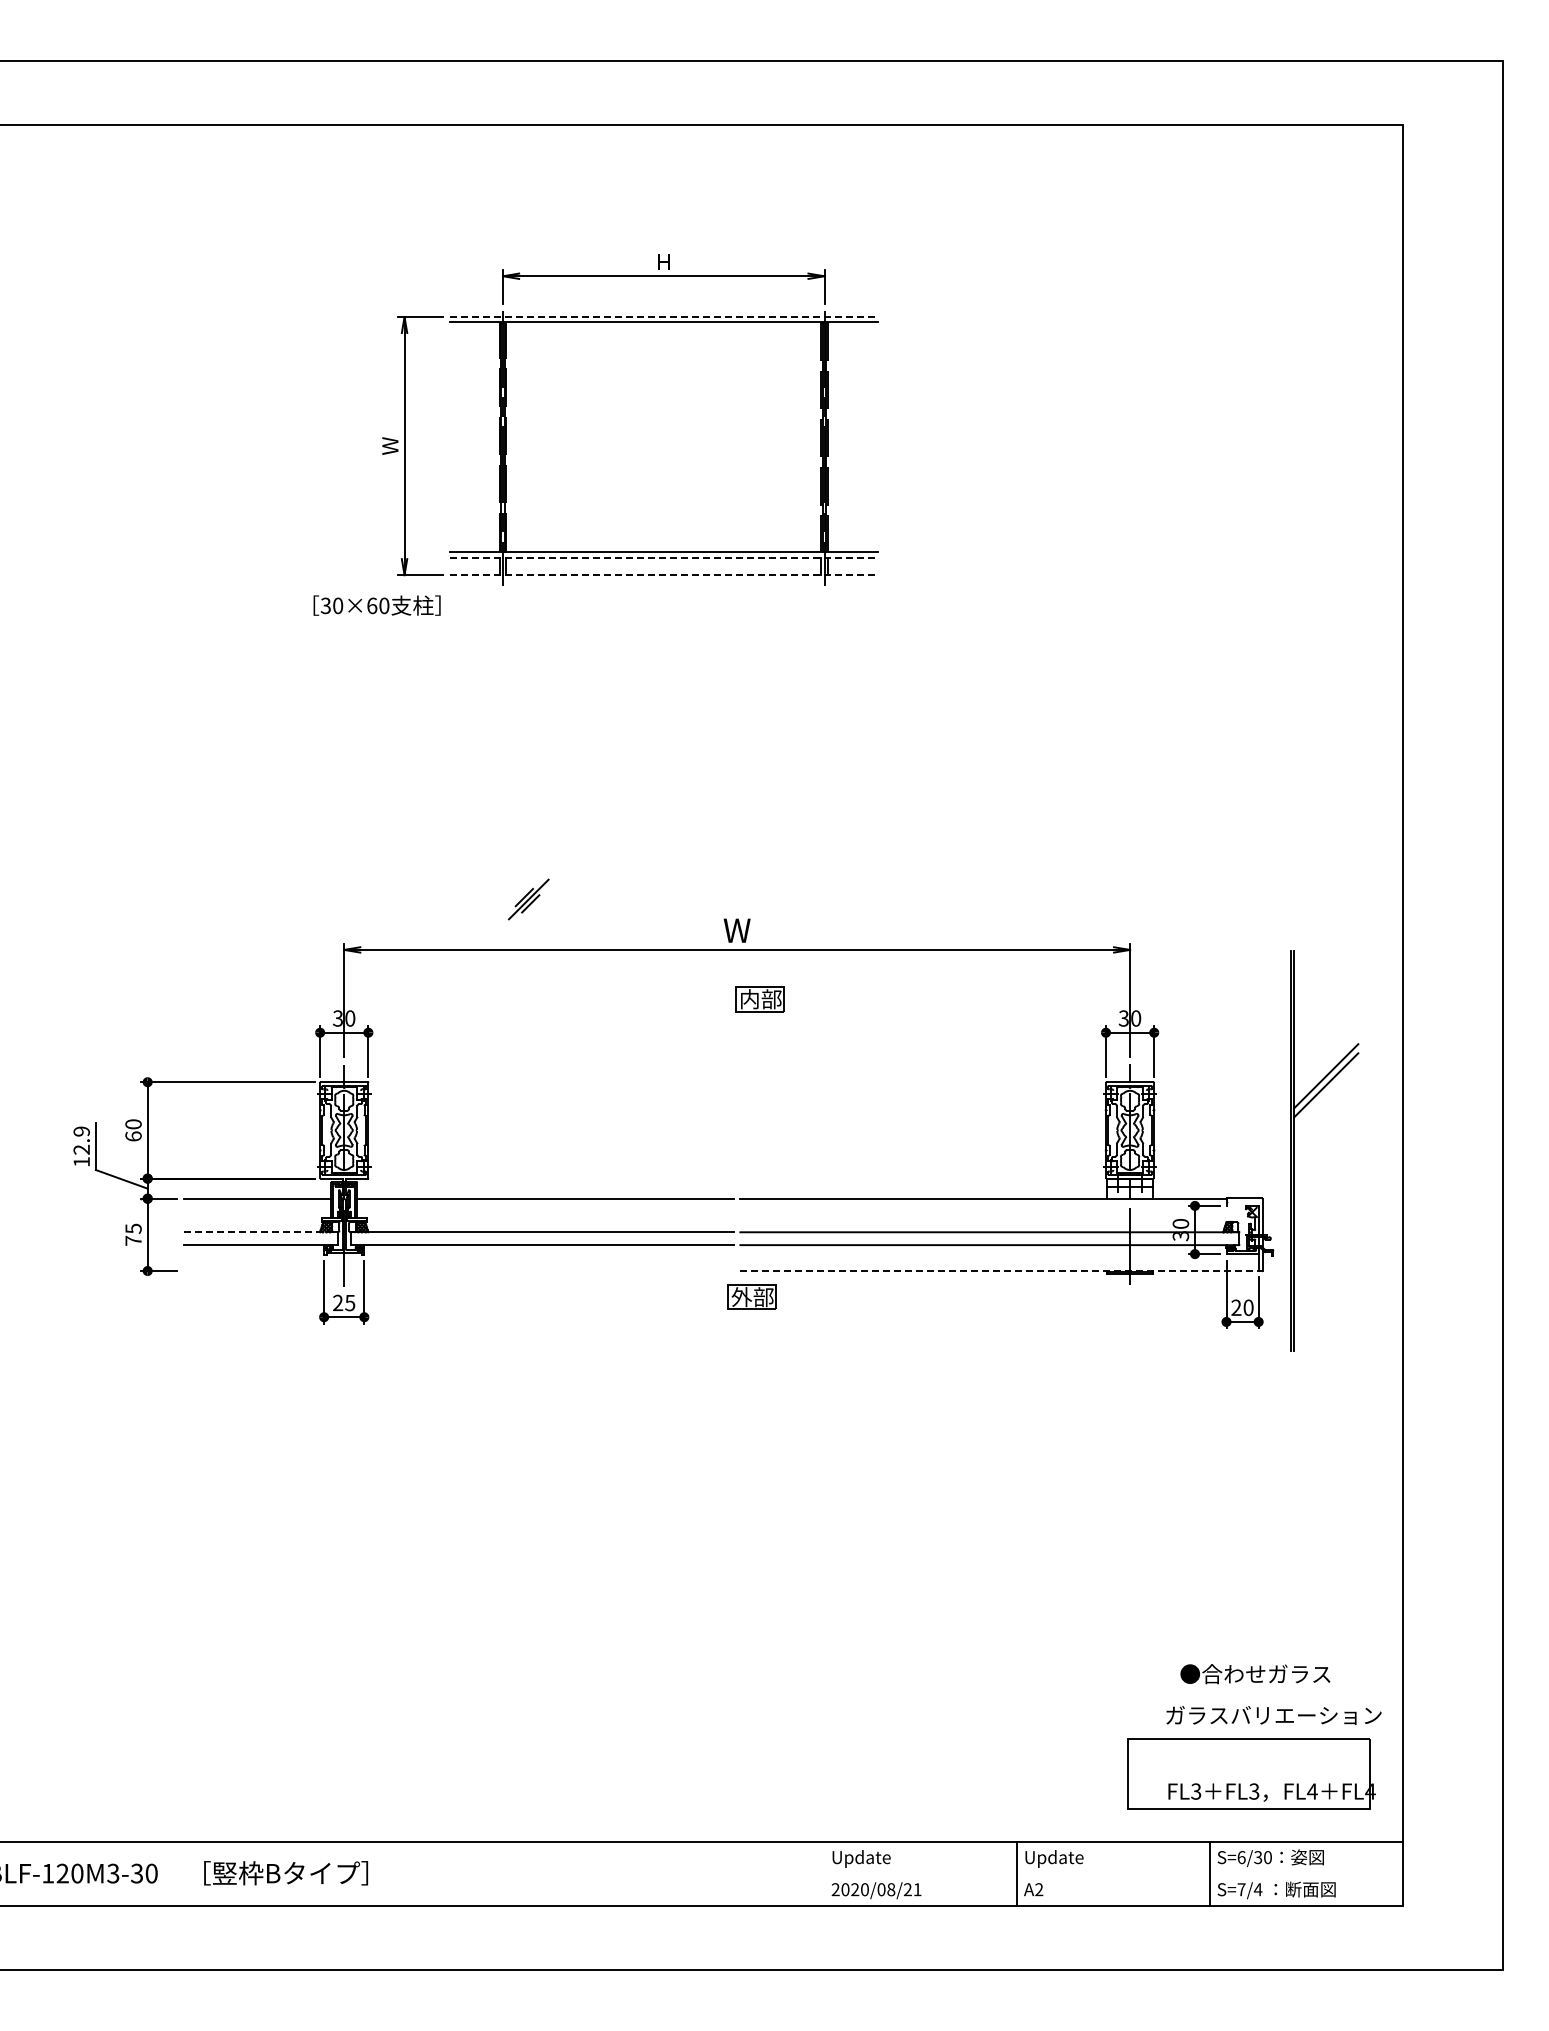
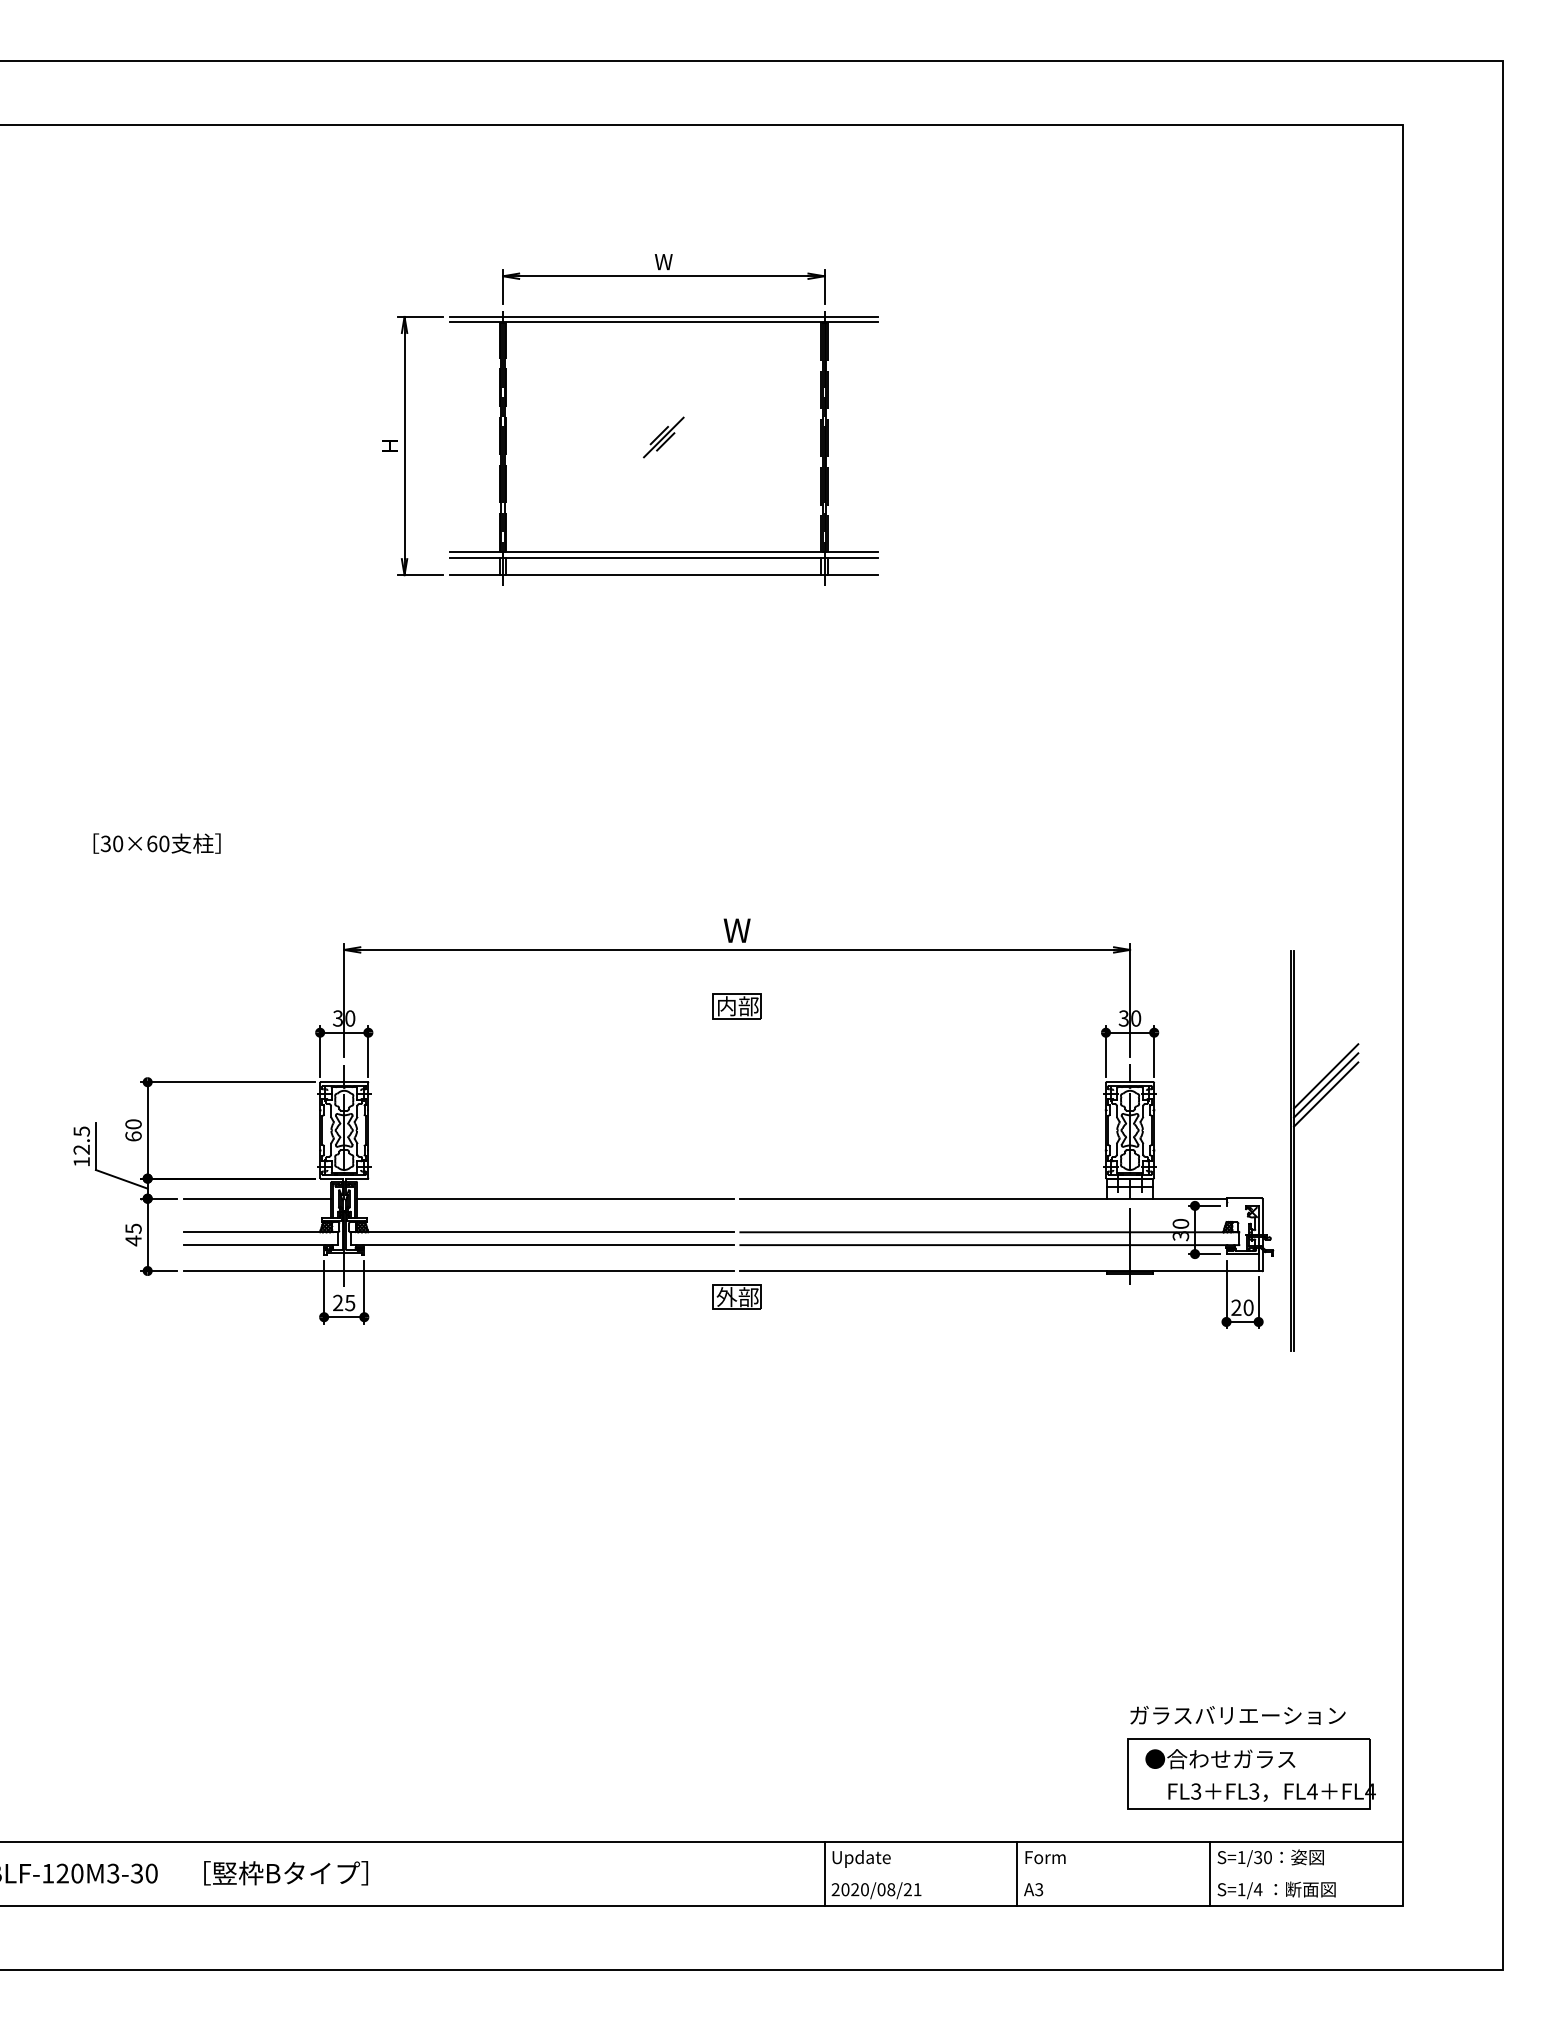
text: H -> W (663, 262)
line: dashed -> solid (664, 316)
text: W -> H (390, 445)
line: dashed -> solid (664, 558)
line: dashed -> solid (664, 575)
text position: (376, 605) -> (156, 843) (156, 843)
part position: (528, 899) -> (663, 437) (663, 437)
part position: (759, 999) -> (736, 1006) (736, 1006)
line: none -> present (1325, 1094)
text: 12.9 -> 12.5 (81, 1131)
line: dashed -> solid (261, 1232)
text: 75 -> 45 (133, 1240)
line: none -> present (458, 1271)
line: dashed -> solid (1000, 1271)
part position: (751, 1296) -> (736, 1296) (736, 1296)
text position: (1255, 1674) -> (1220, 1759) (1220, 1759)
text position: (1273, 1715) -> (1237, 1715) (1237, 1715)
text: S=6/30 -> S=1/30 (1241, 1857)
text: Update -> Form (1054, 1858)
line: none -> present (824, 1873)
text: A2 -> A3 (1039, 1889)
text: S=7/4 -> S=1/4 (1241, 1889)
